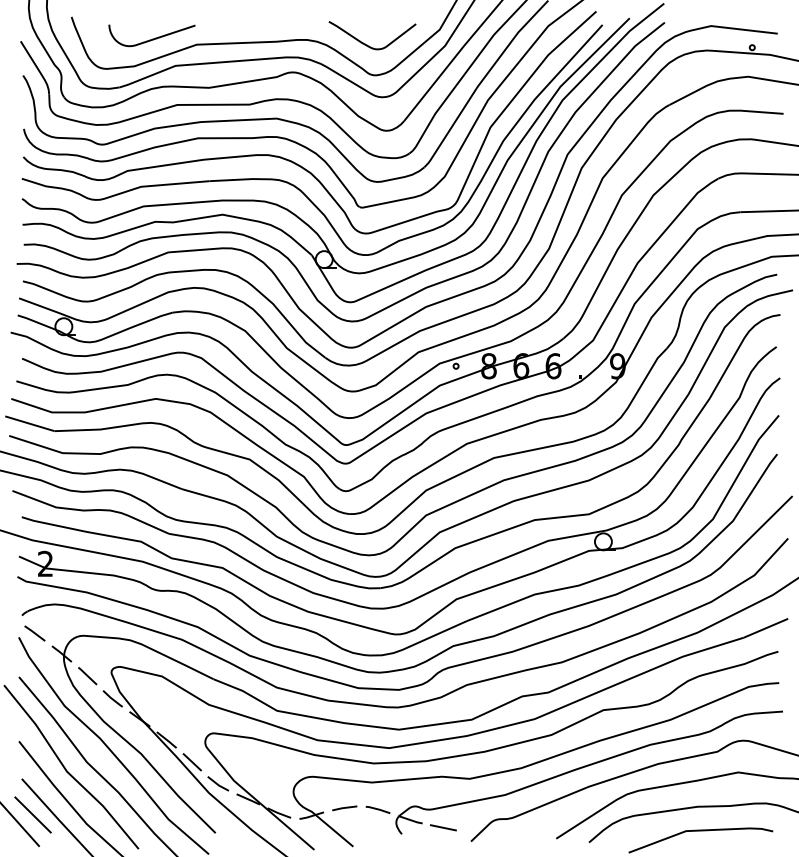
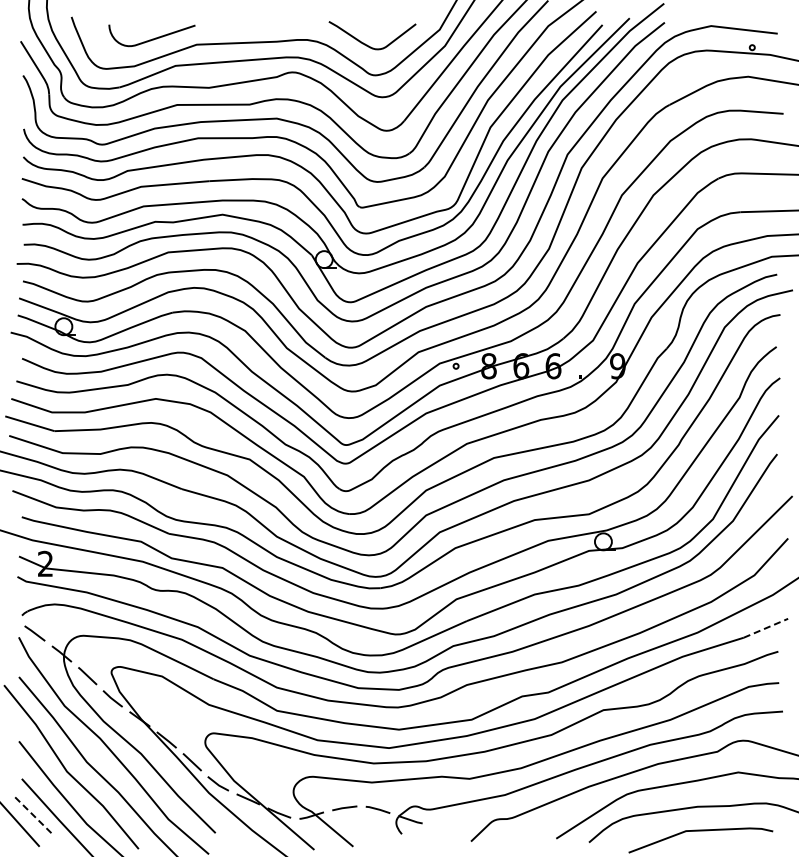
line: solid -> dashed (766, 628)
line: solid -> dashed (33, 814)
line: present -> none (442, 827)
